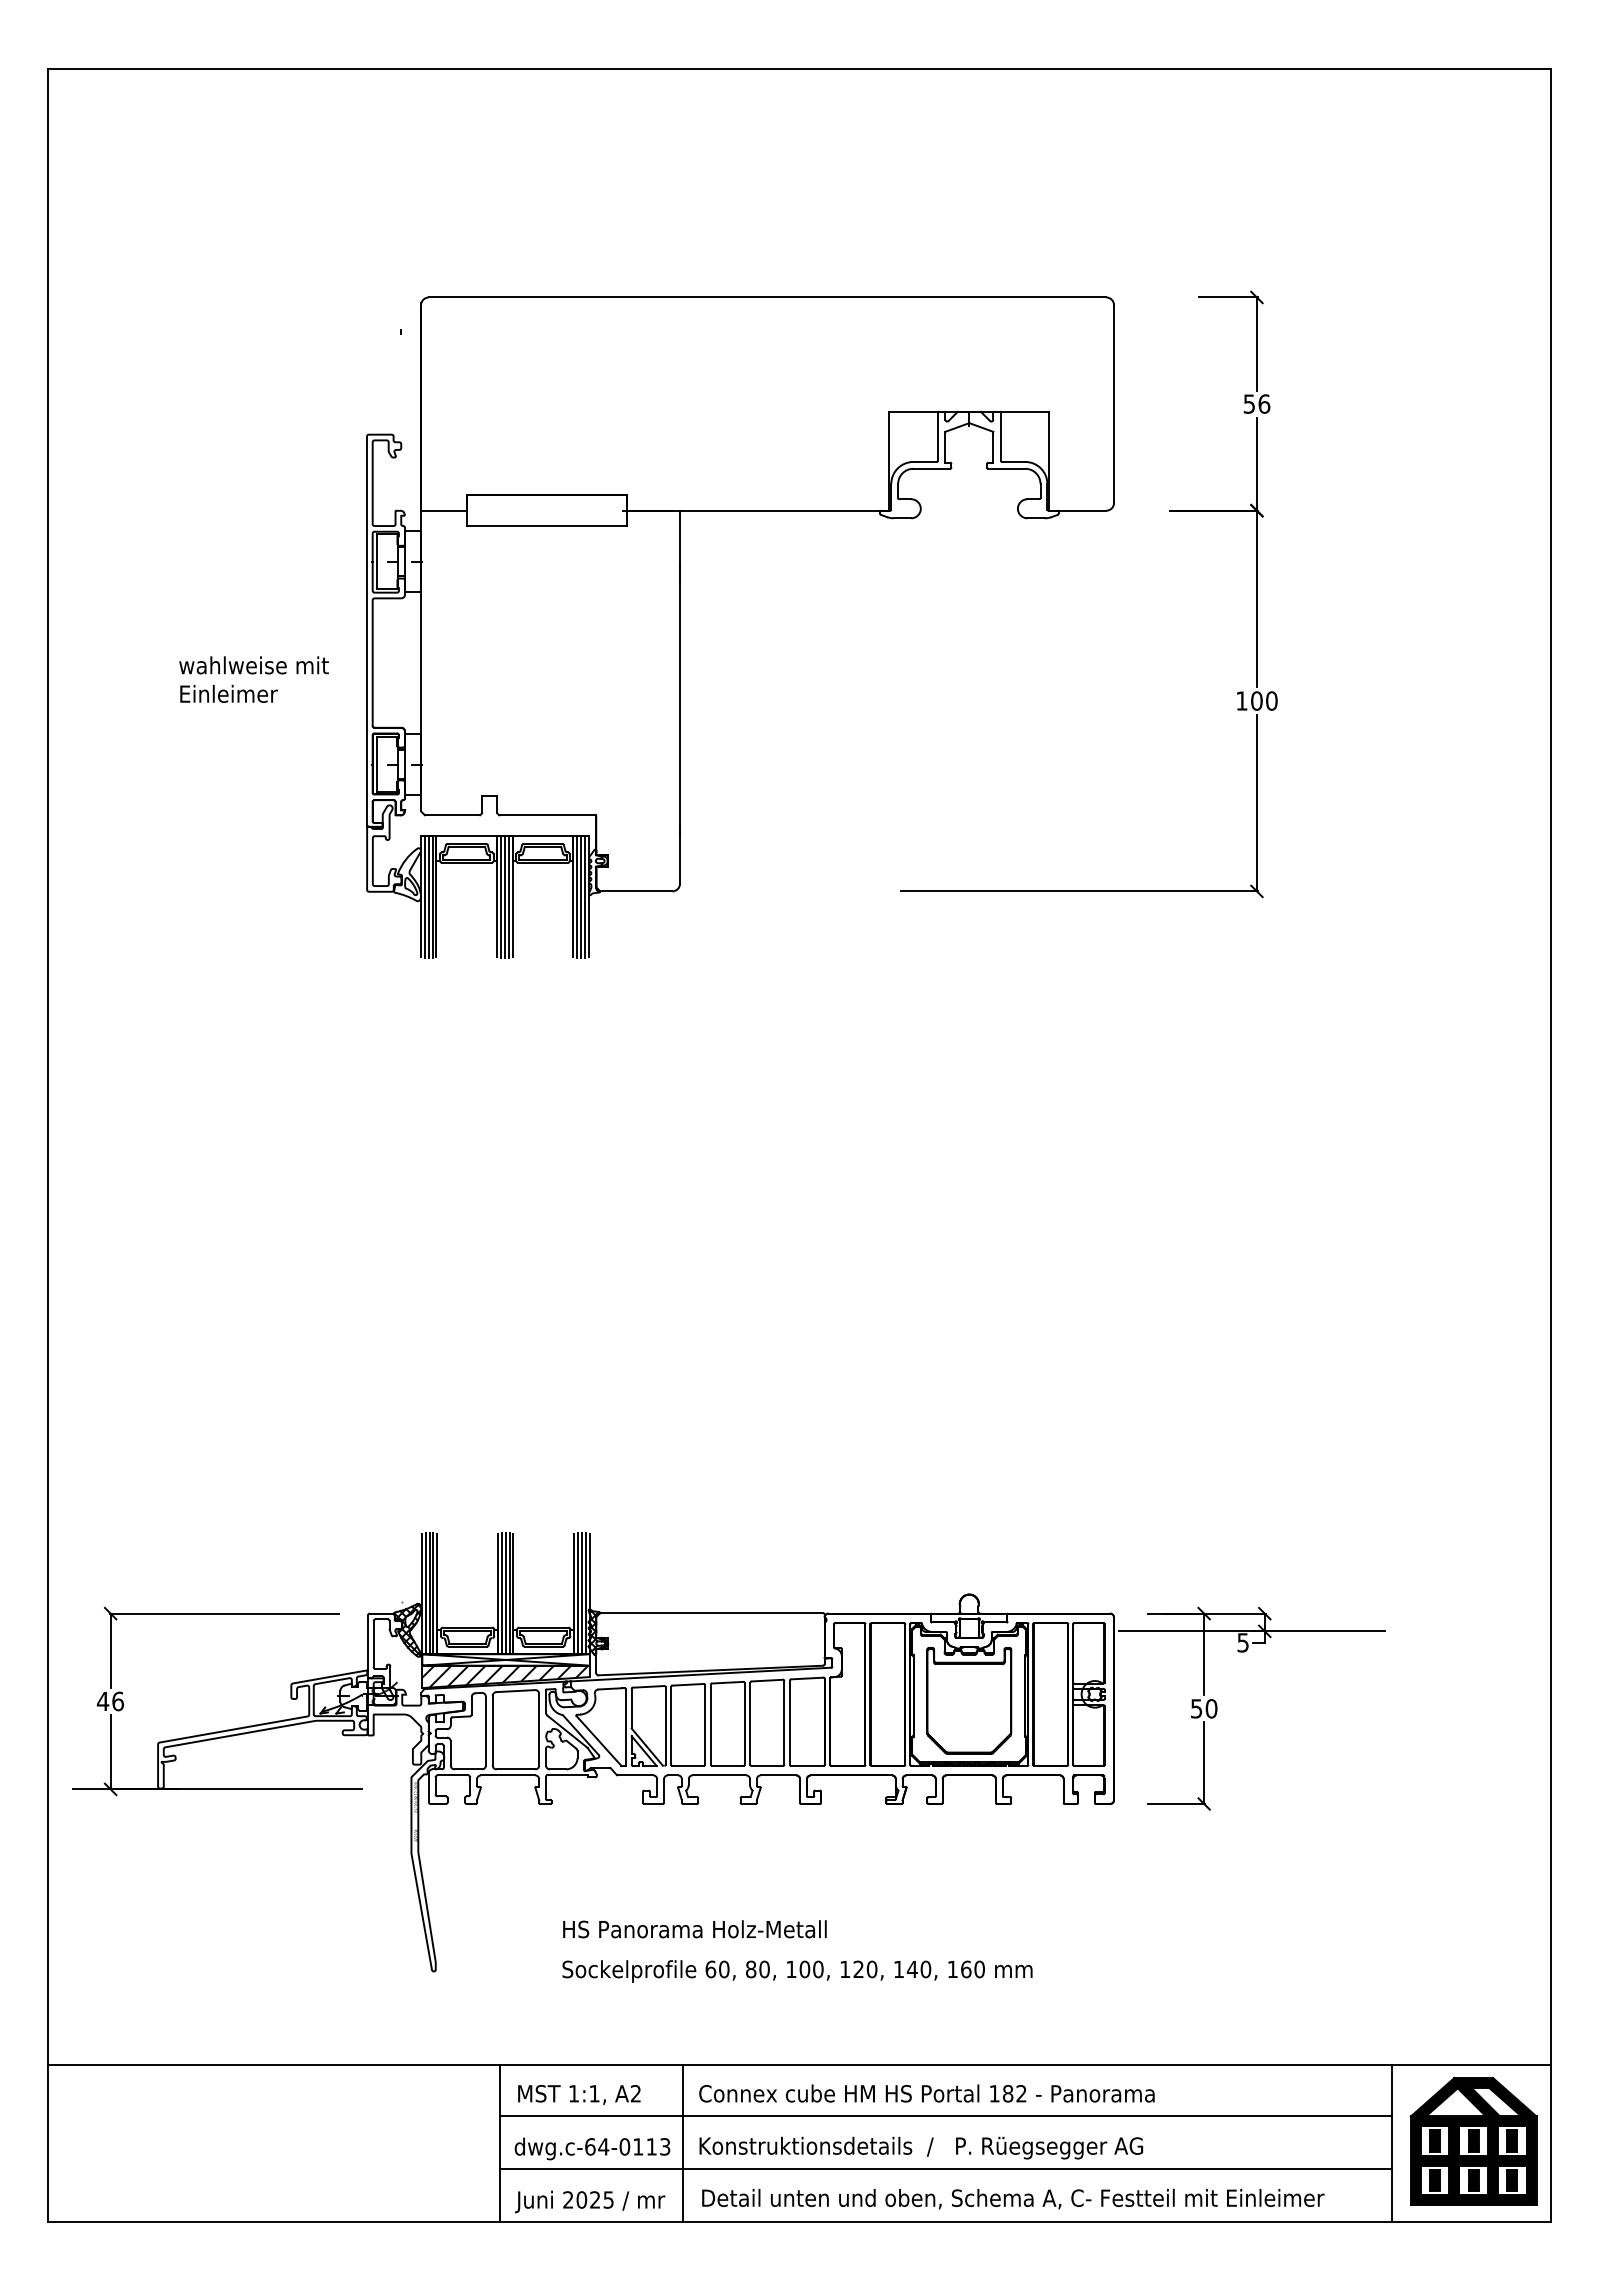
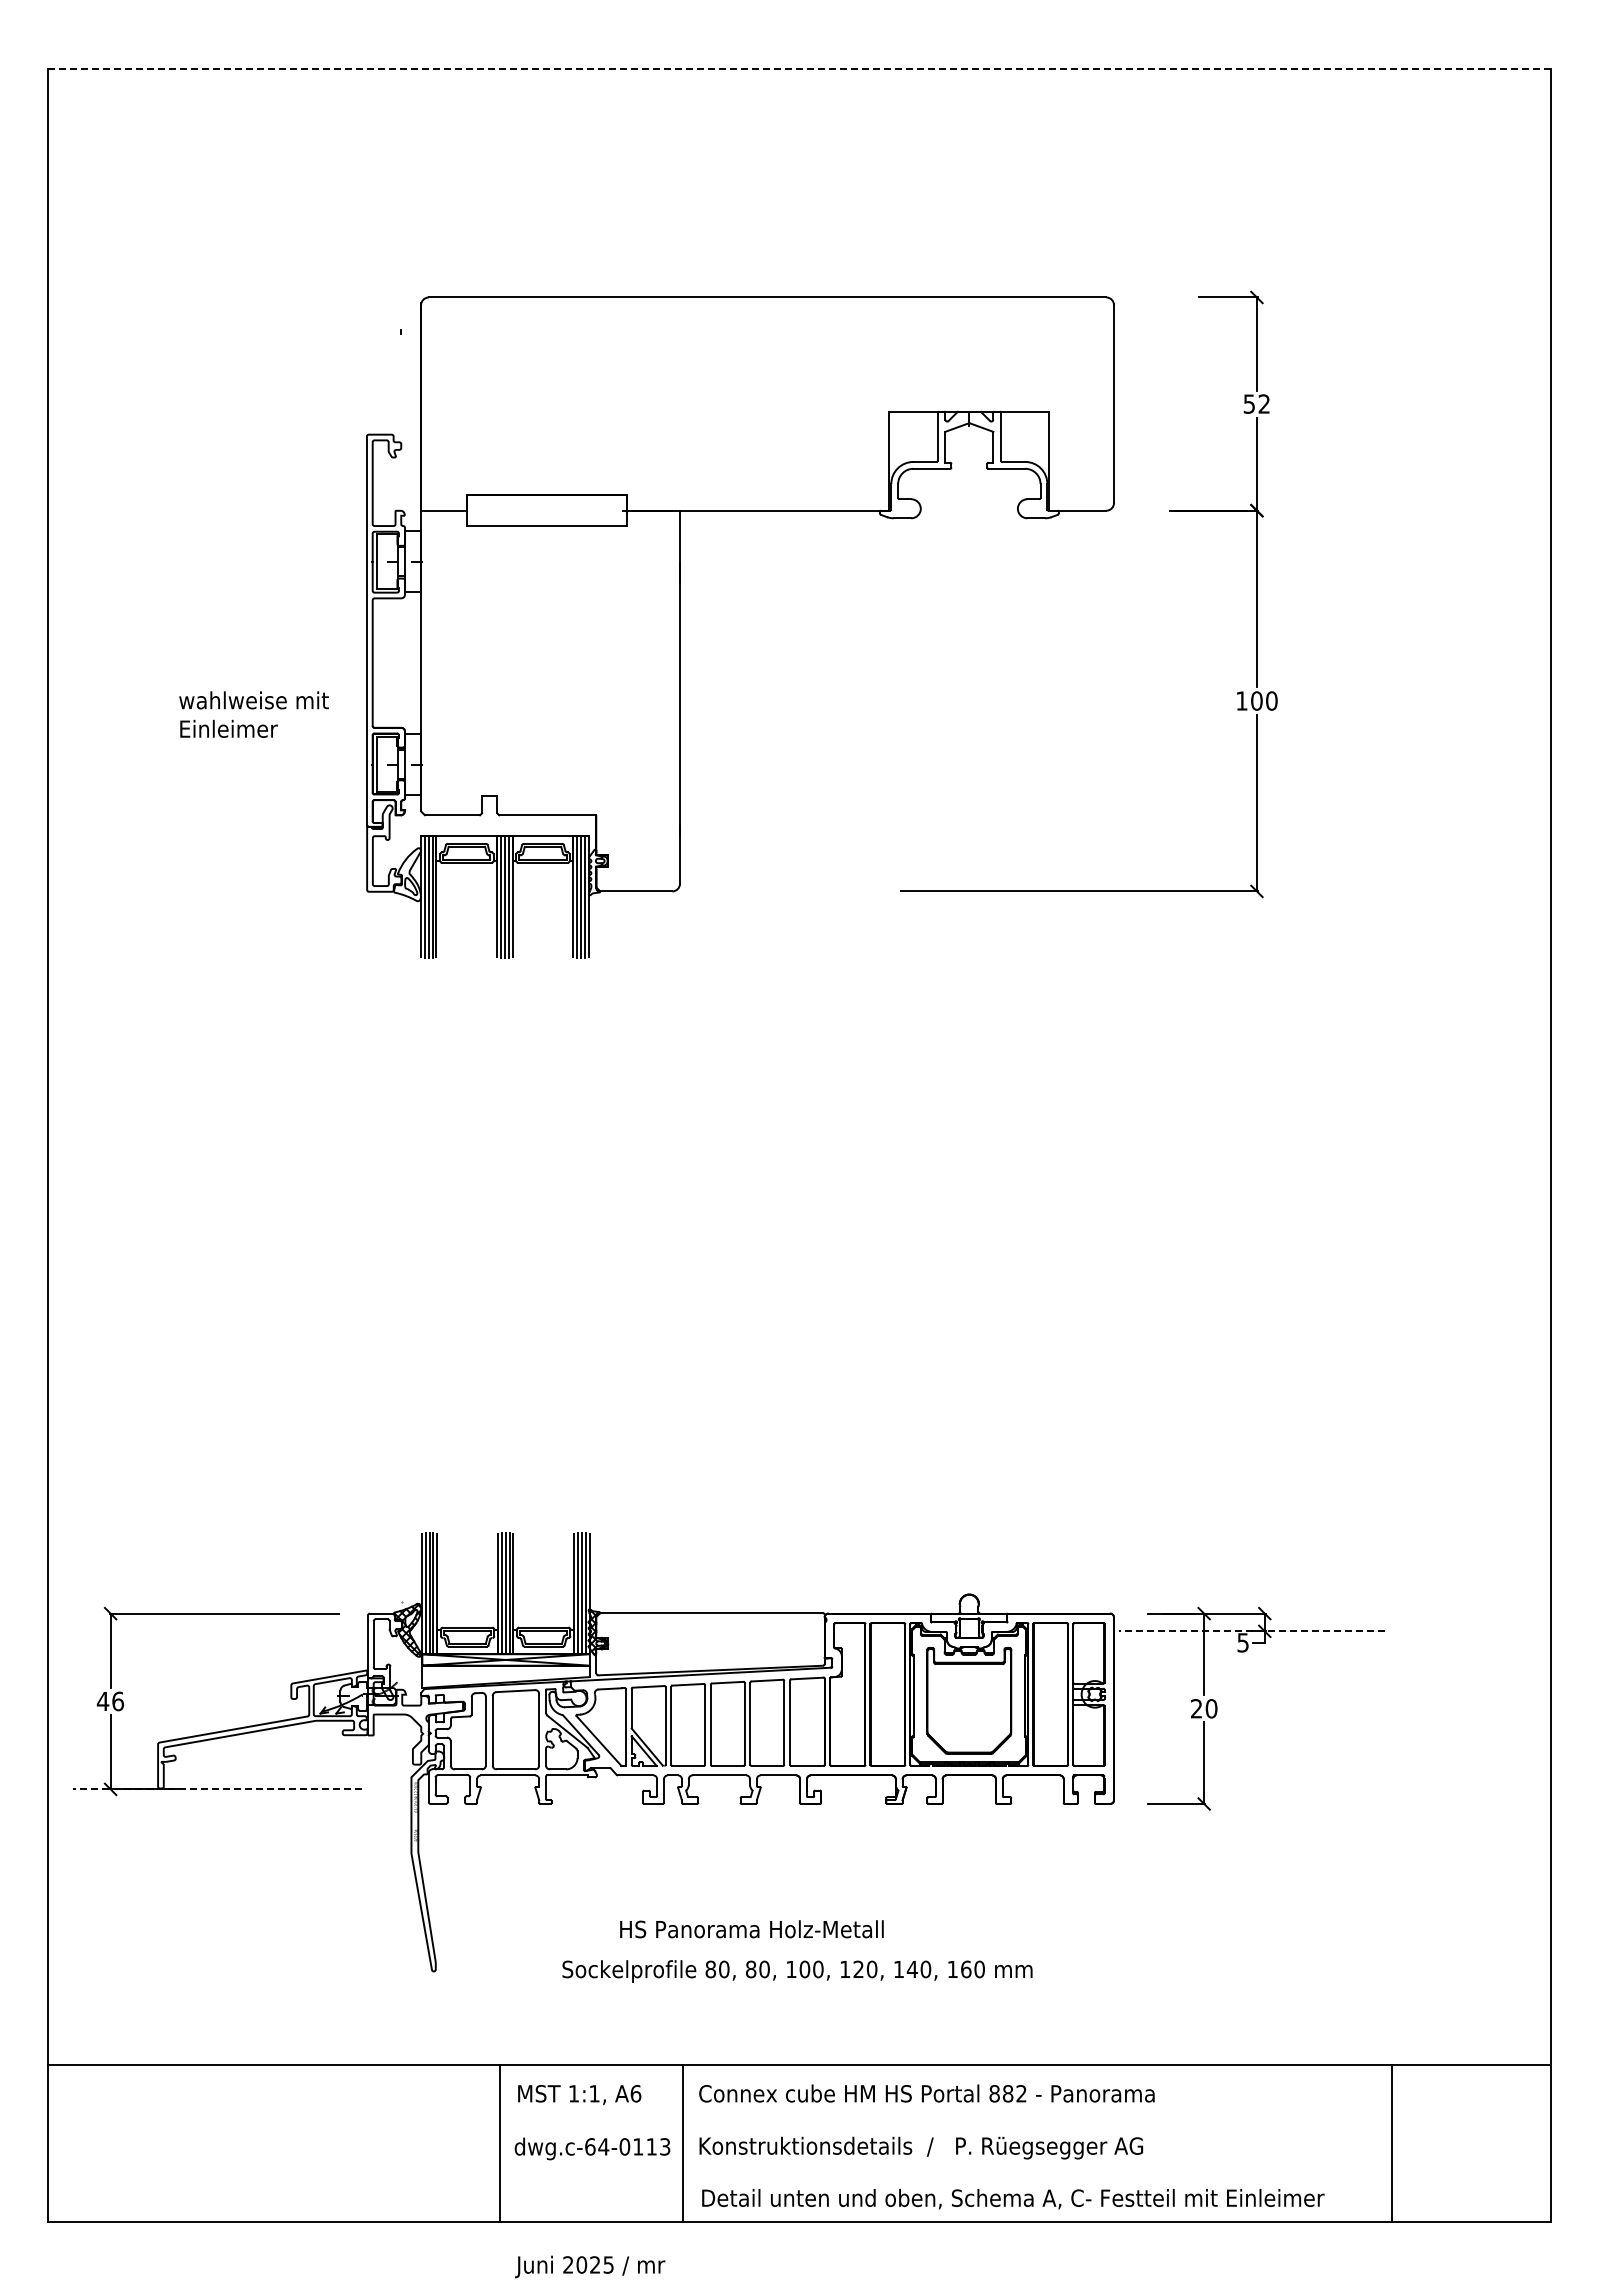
line: solid -> dashed (798, 68)
text: 56 -> 52 (1264, 403)
text position: (253, 679) -> (253, 714) (253, 714)
line: solid -> dashed (1251, 1631)
hatch: present -> none (505, 1676)
text: 50 -> 20 (1196, 1708)
line: solid -> dashed (217, 1789)
text position: (694, 1929) -> (751, 1929) (751, 1929)
text: 60, -> 80, (710, 1969)
text: A2 -> A6 (635, 2093)
text: 182 -> 882 (994, 2093)
line: present -> none (945, 2116)
part: present -> none (1473, 2140)
line: present -> none (945, 2169)
text position: (590, 2201) -> (590, 2266) (590, 2266)
